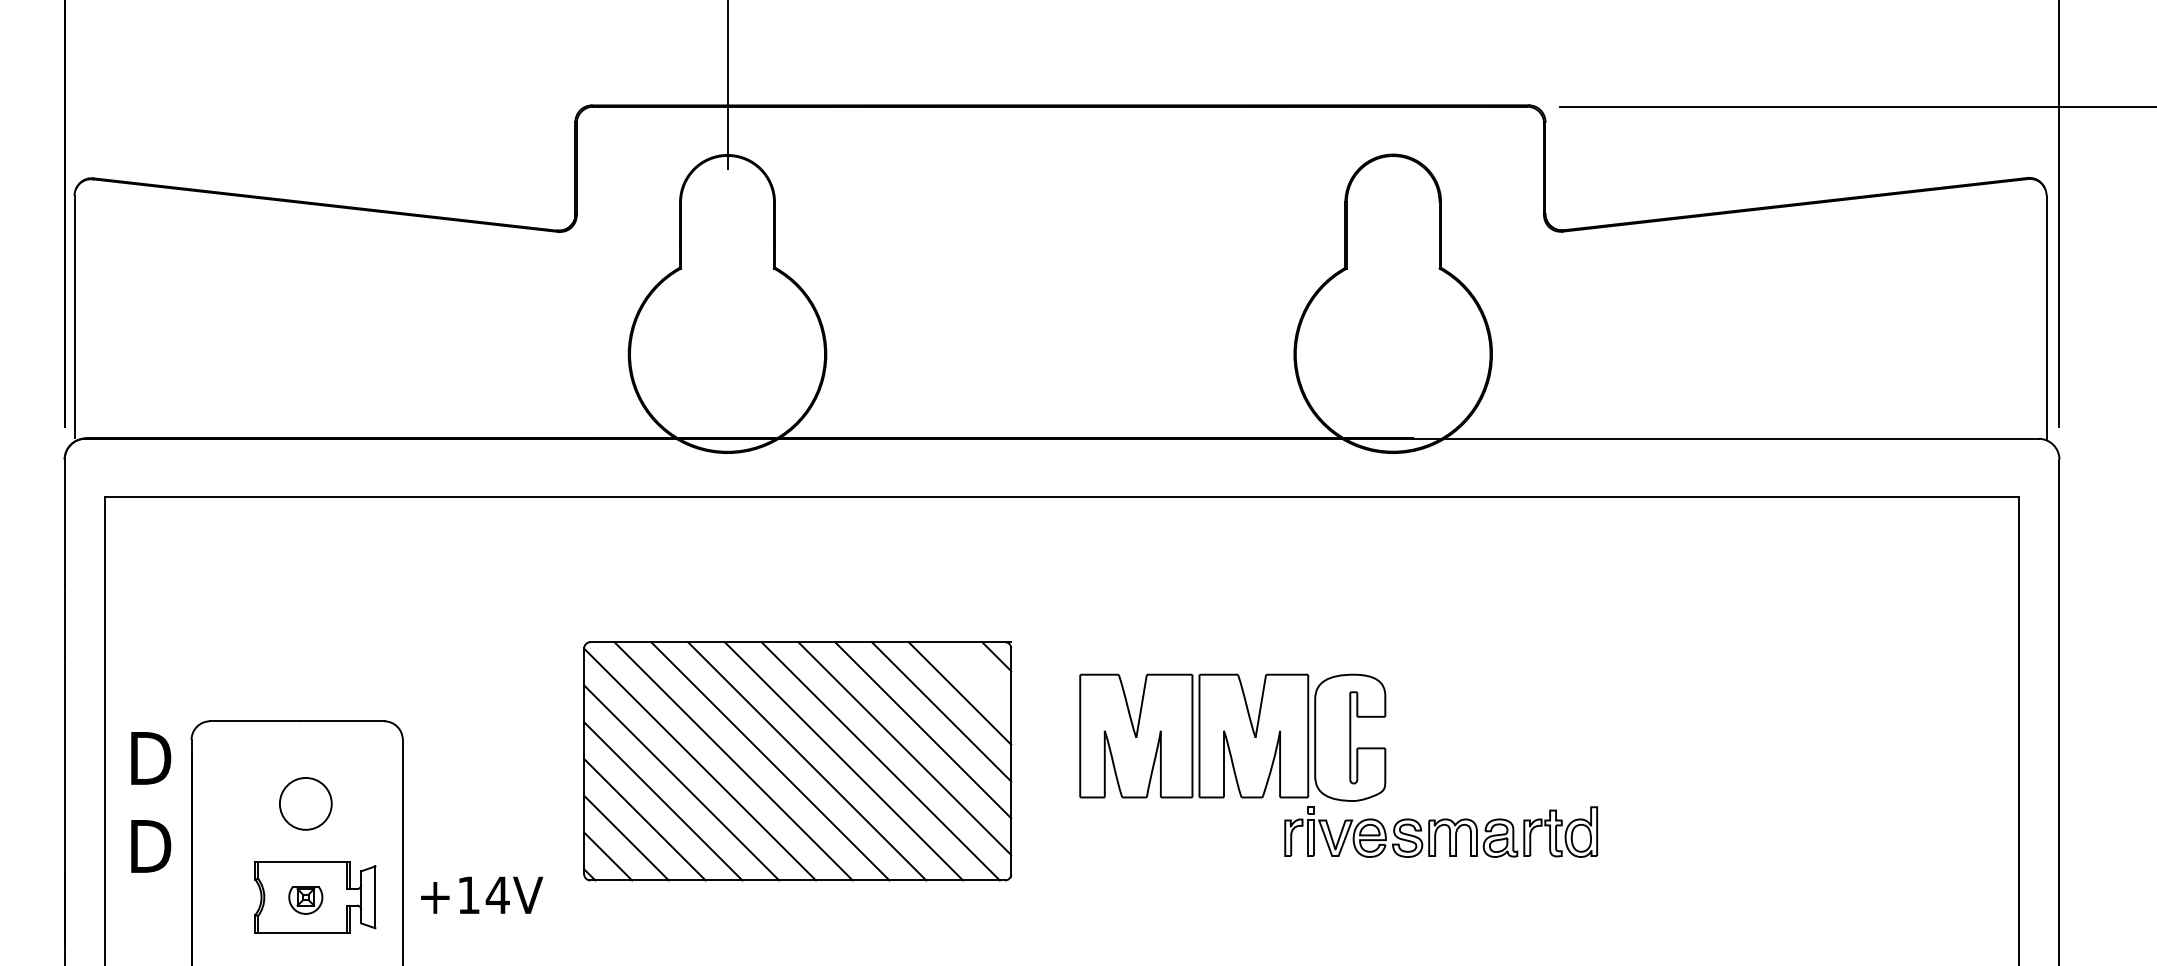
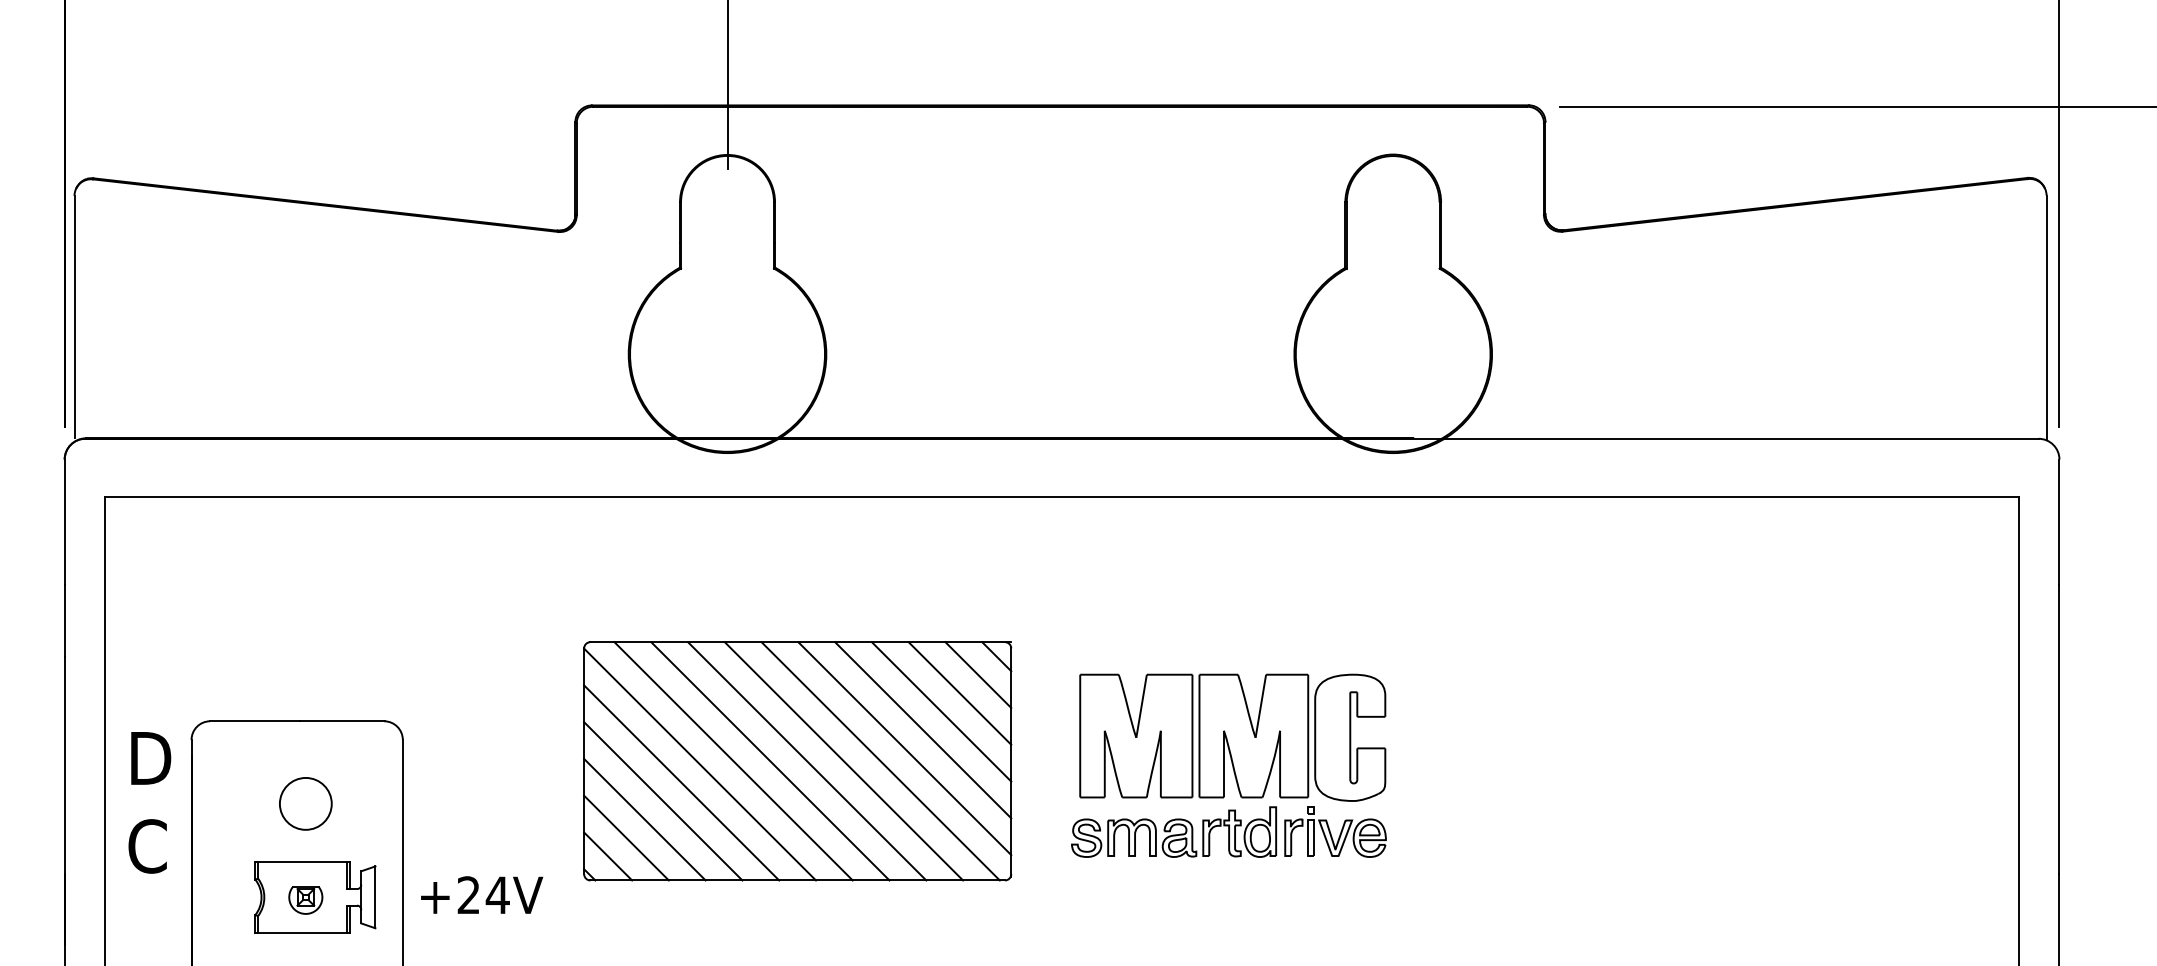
line: none -> present (978, 675)
part position: (1494, 831) -> (1173, 831) (1173, 831)
text: D -> C (149, 846)
text: +14V -> +24V (468, 894)
